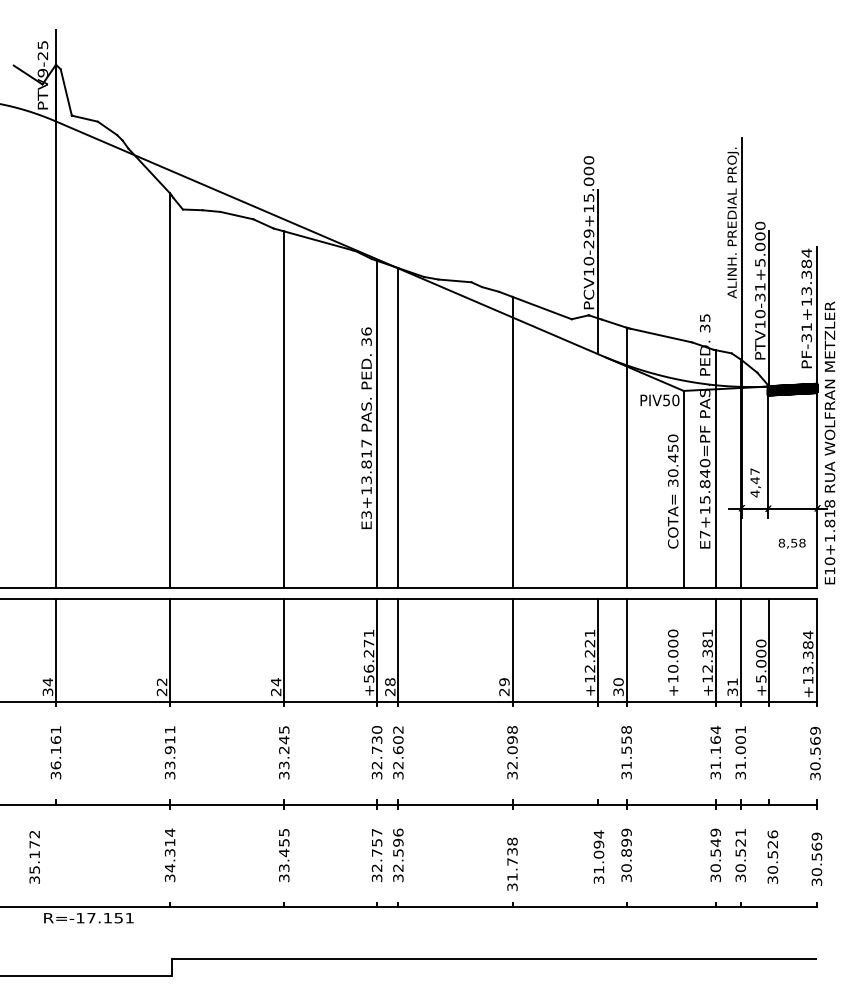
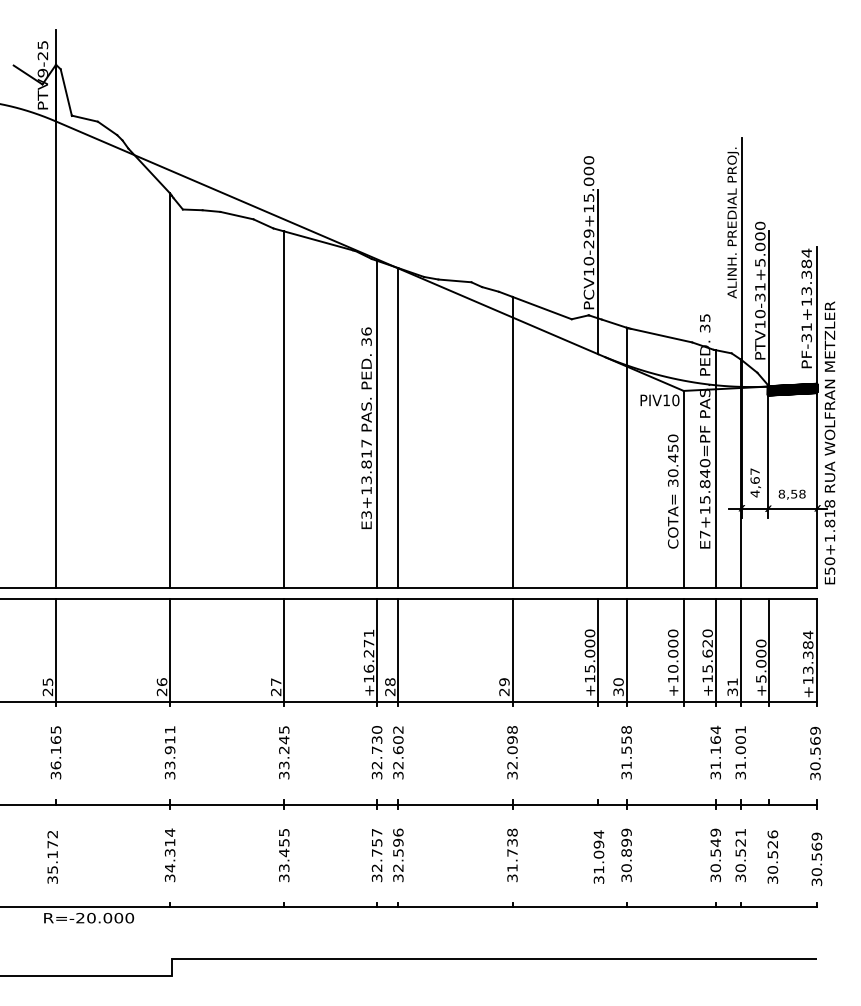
text: PIV50 -> PIV10 (666, 400)
text: 4,47 -> 4,67 (754, 480)
text position: (791, 543) -> (791, 494) (791, 494)
text: E10+1.818 -> E50+1.818 (829, 570)
text: +12.221 -> +15.000 (589, 650)
text: +12.381 -> +15.620 (707, 650)
line: none -> present (683, 652)
text: +56.271 -> +16.271 (369, 678)
text: 22 -> 26 (161, 681)
text: 24 -> 27 (276, 682)
text: 34 -> 25 (47, 686)
text: 36.161 -> 36.165 (55, 729)
text position: (34, 857) -> (52, 857) (52, 857)
text position: (512, 864) -> (512, 855) (512, 855)
text: R=-17.151 -> R=-20.000 (105, 917)
